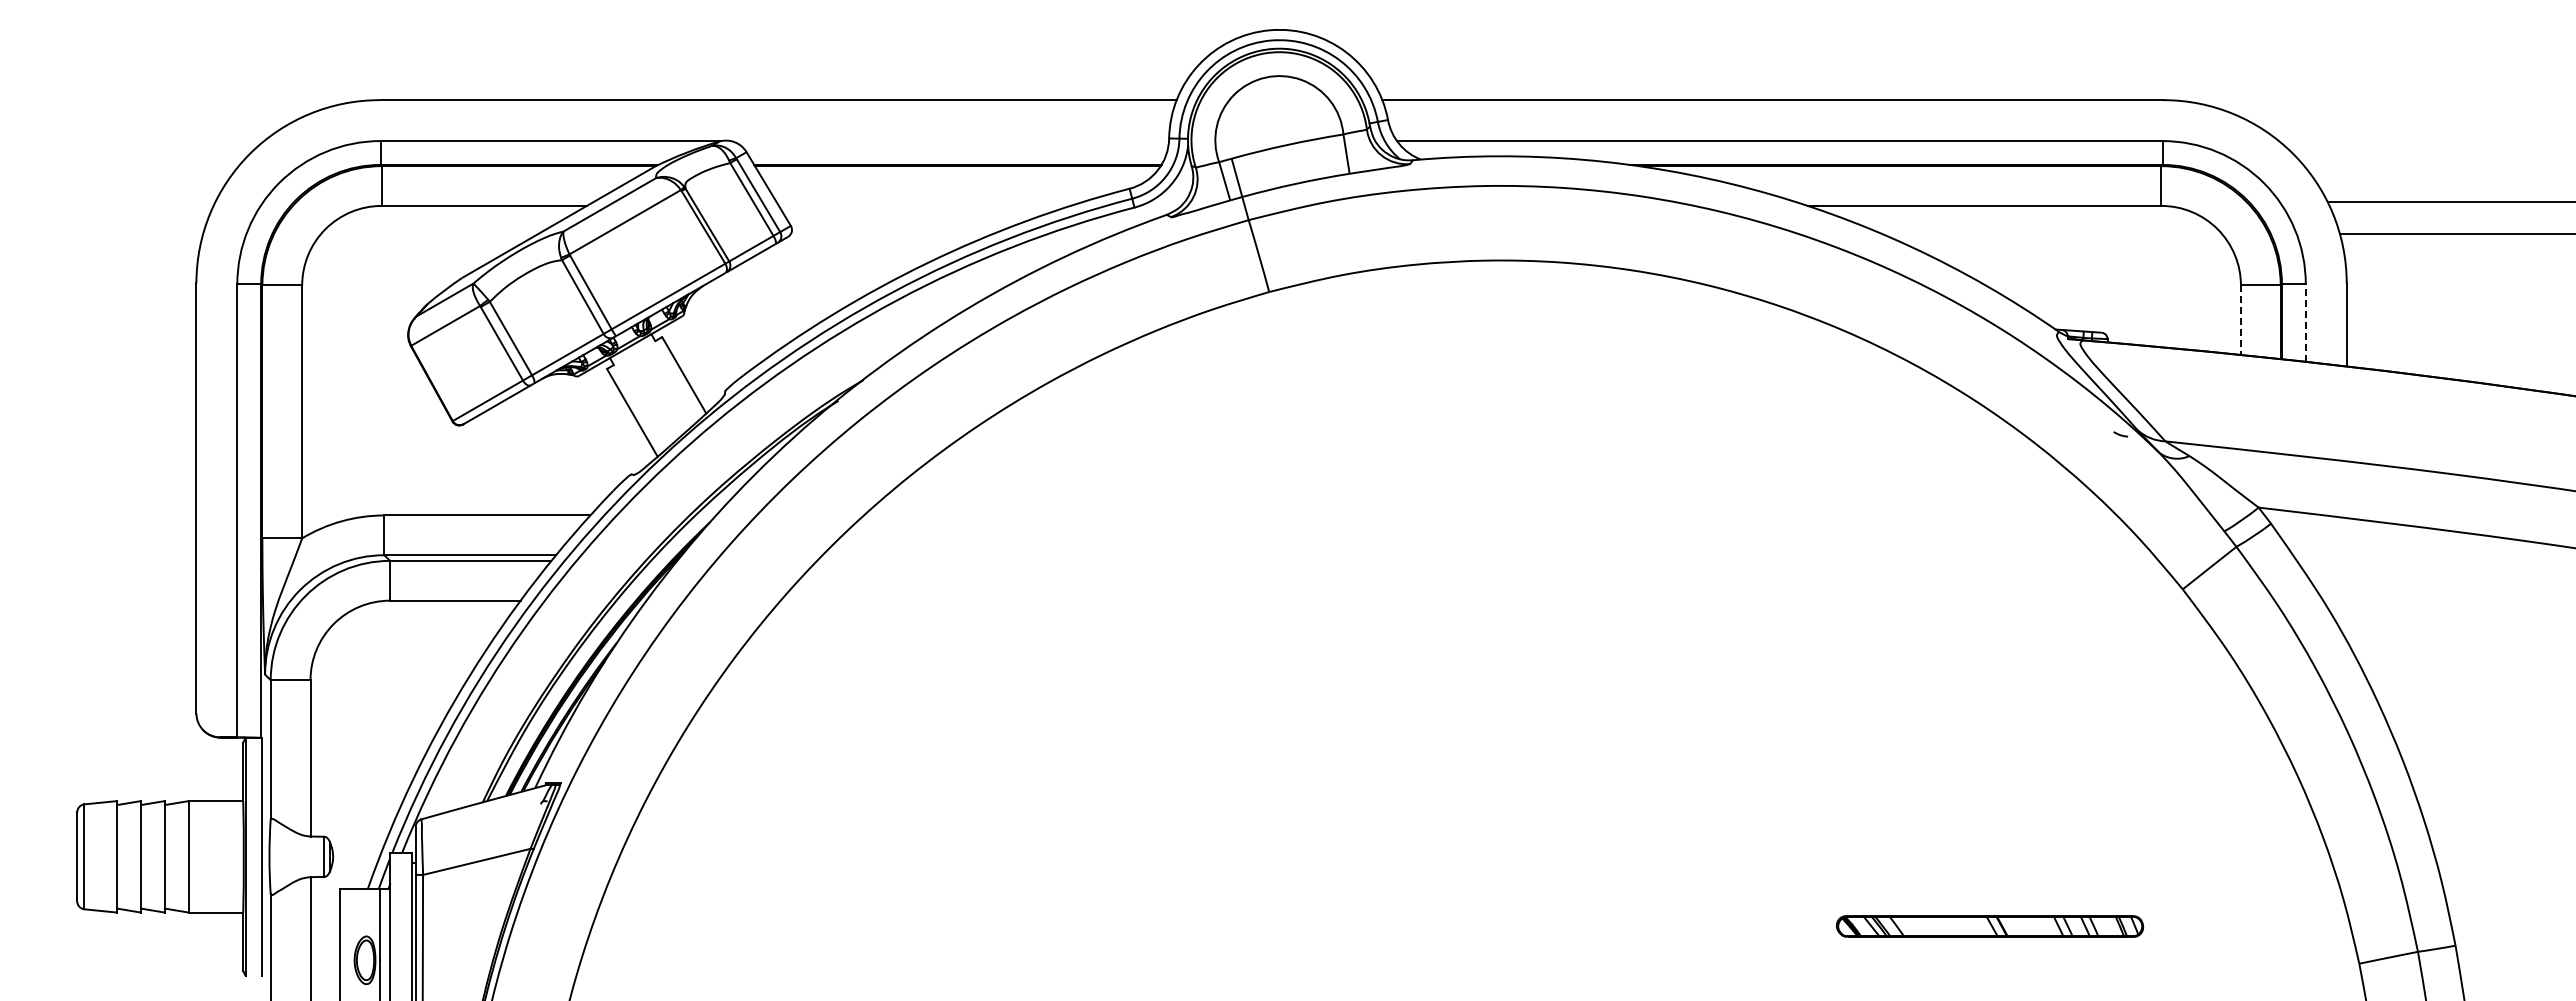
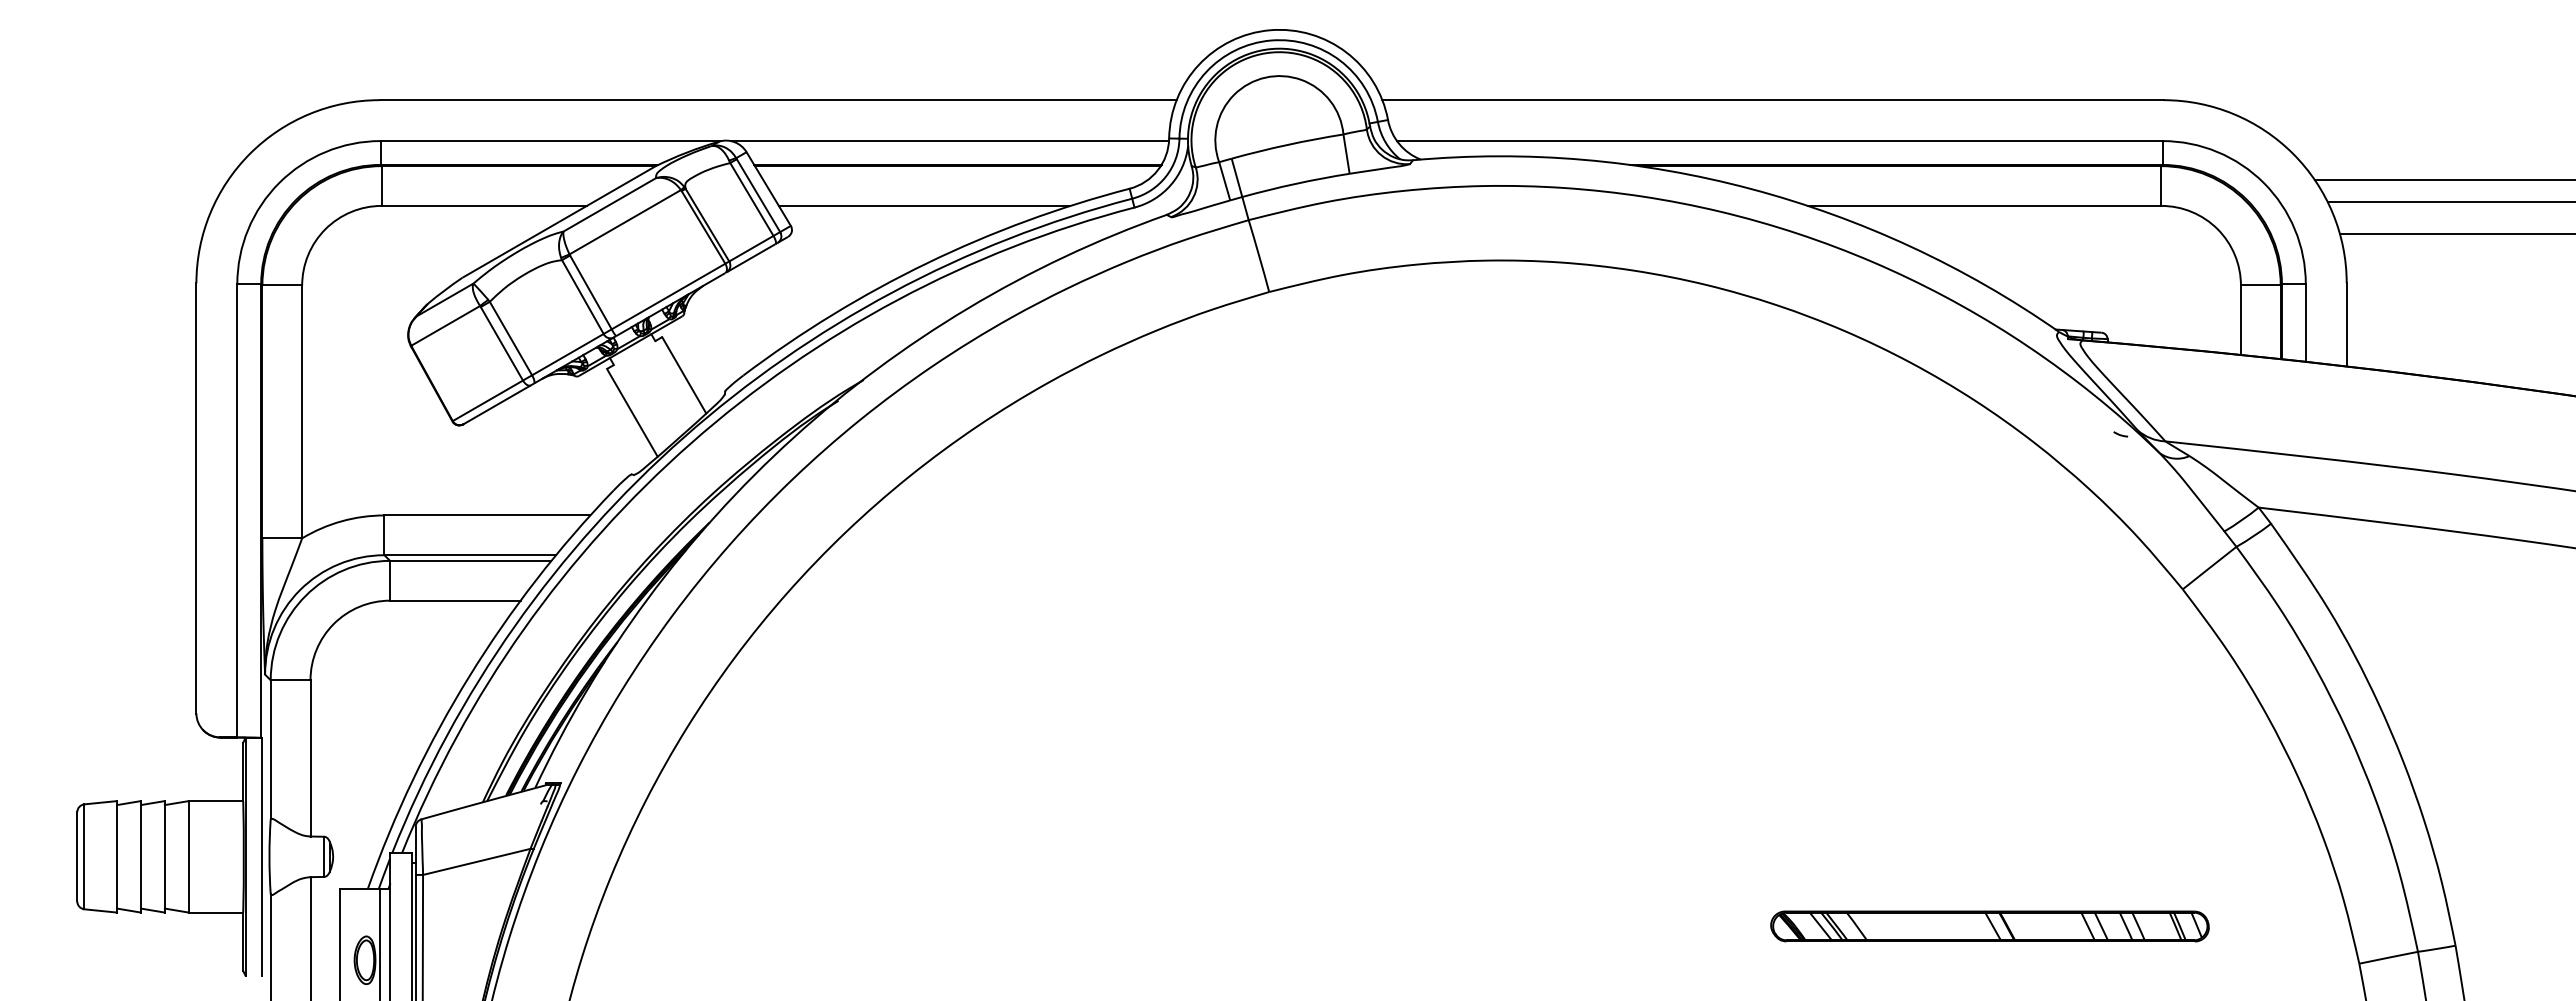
line: none -> present (949, 141)
line: none -> present (2443, 180)
line: none -> present (924, 205)
line: dashed -> solid (2240, 320)
line: dashed -> solid (2305, 323)
part size: 310x23 px -> 440x33 px (1989, 926)
